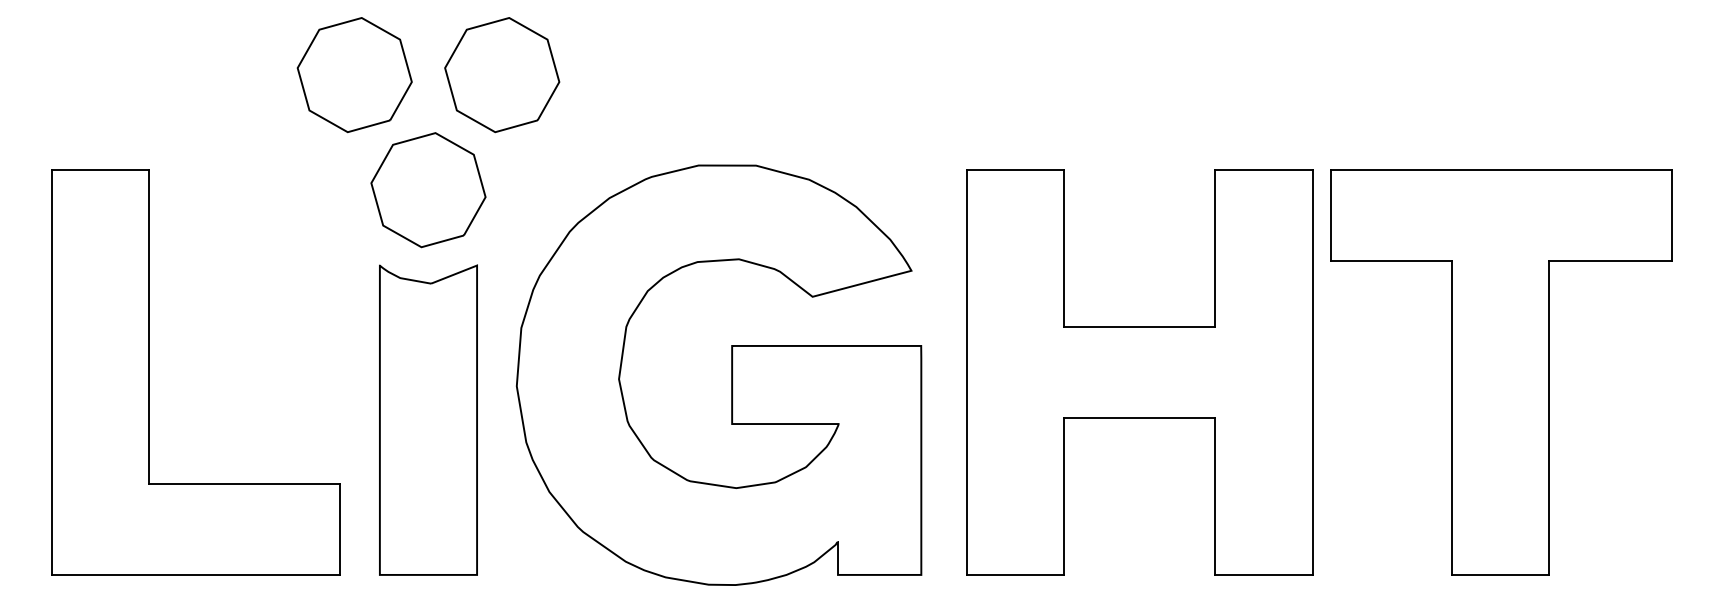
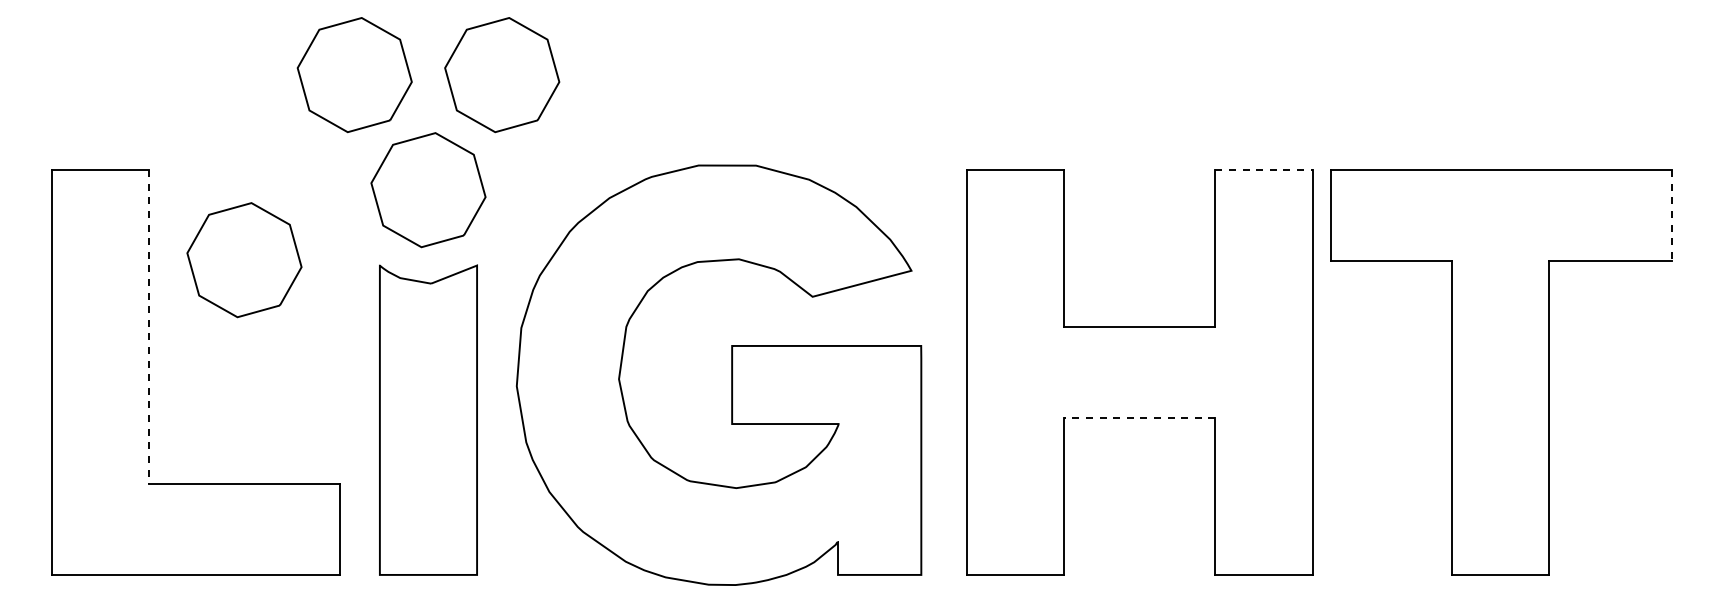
line: solid -> dashed (1263, 170)
line: solid -> dashed (1672, 216)
part: none -> present (244, 260)
line: solid -> dashed (148, 327)
line: solid -> dashed (1139, 417)
